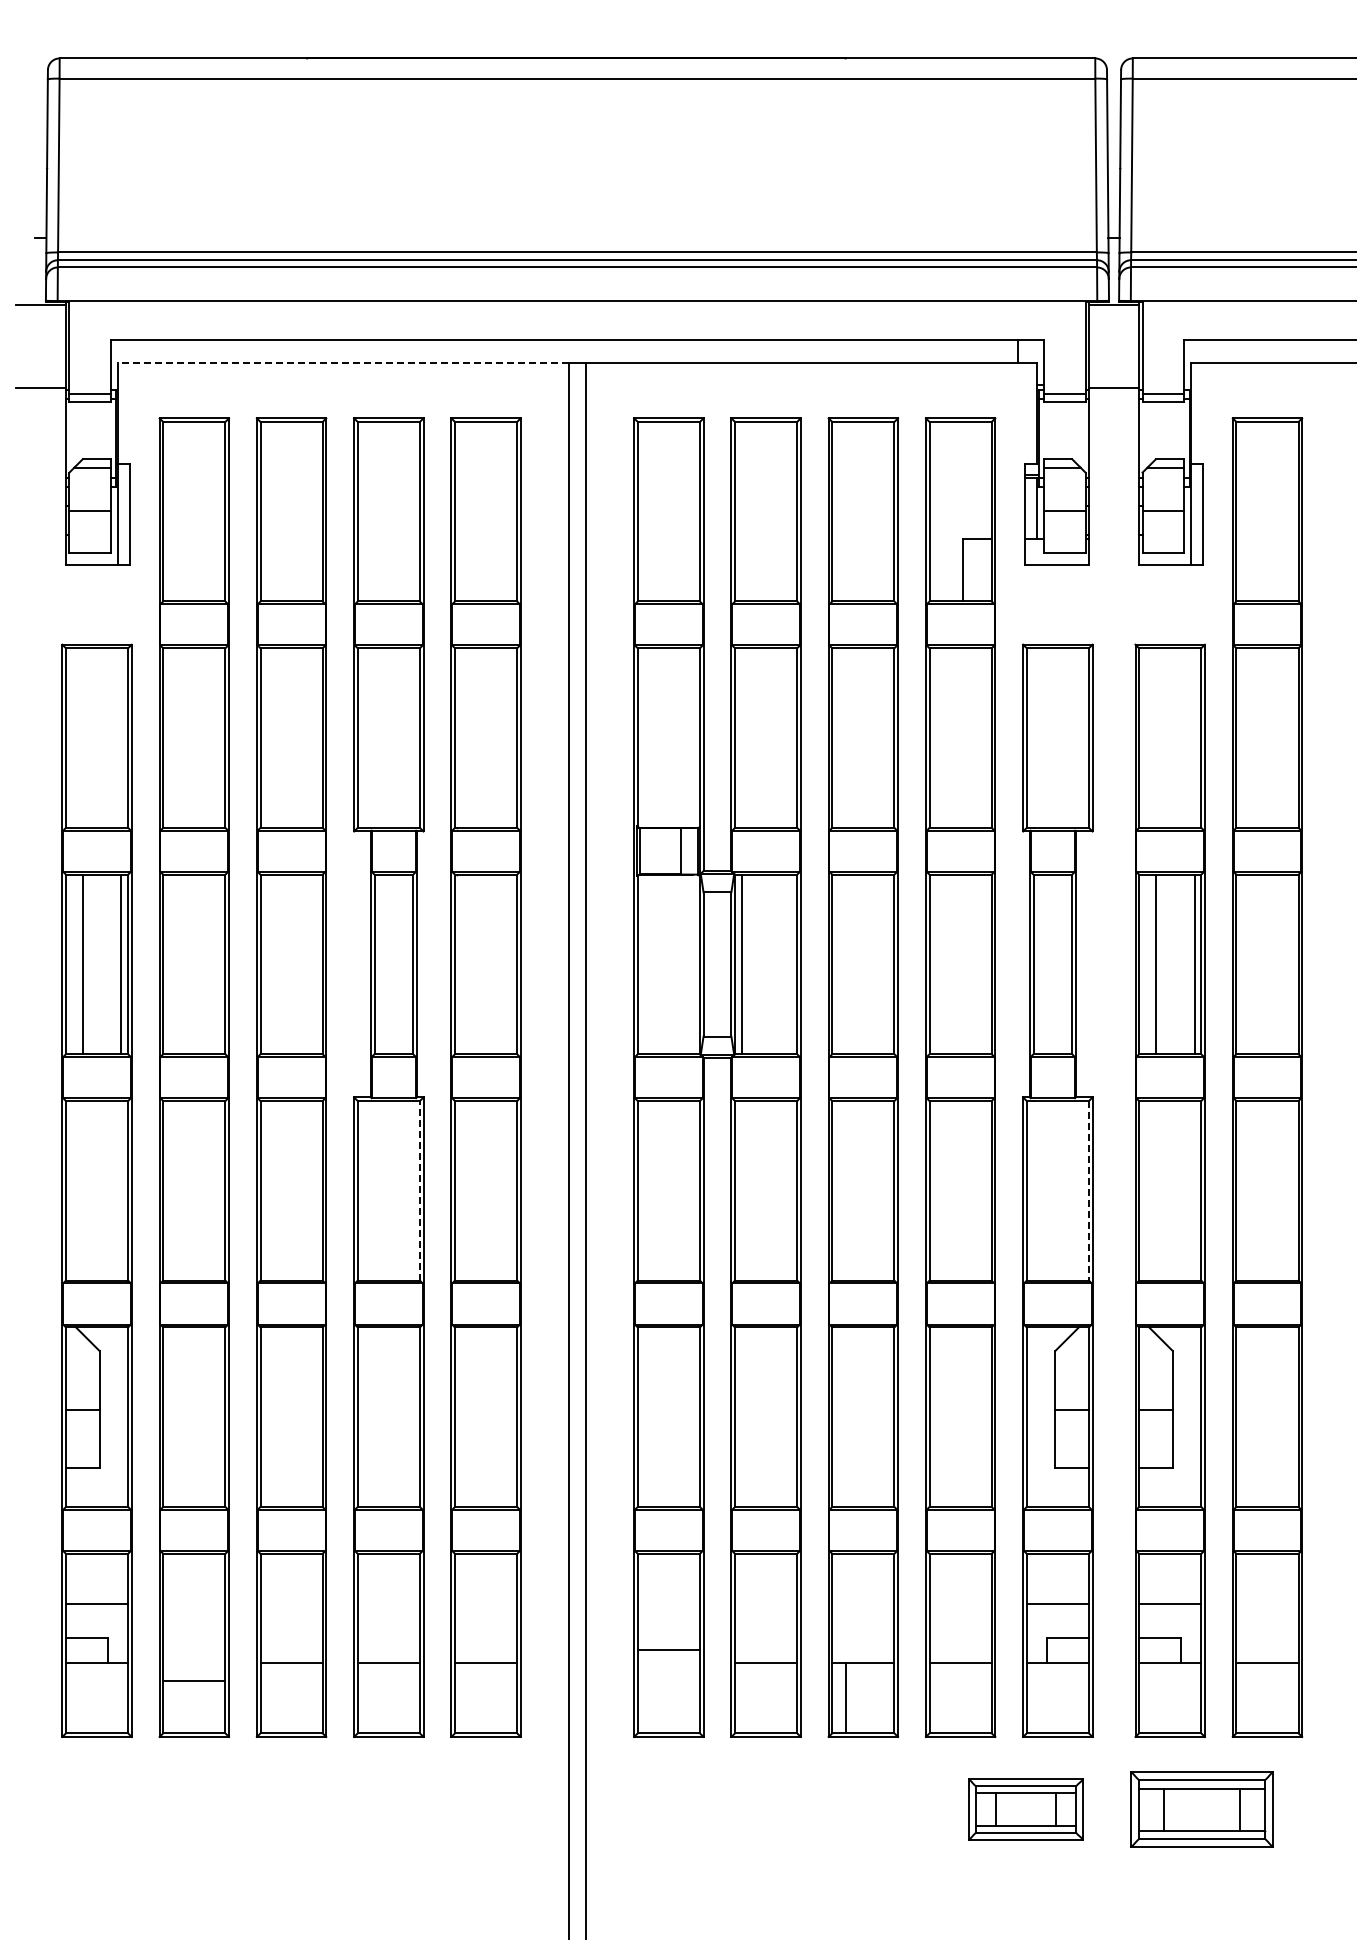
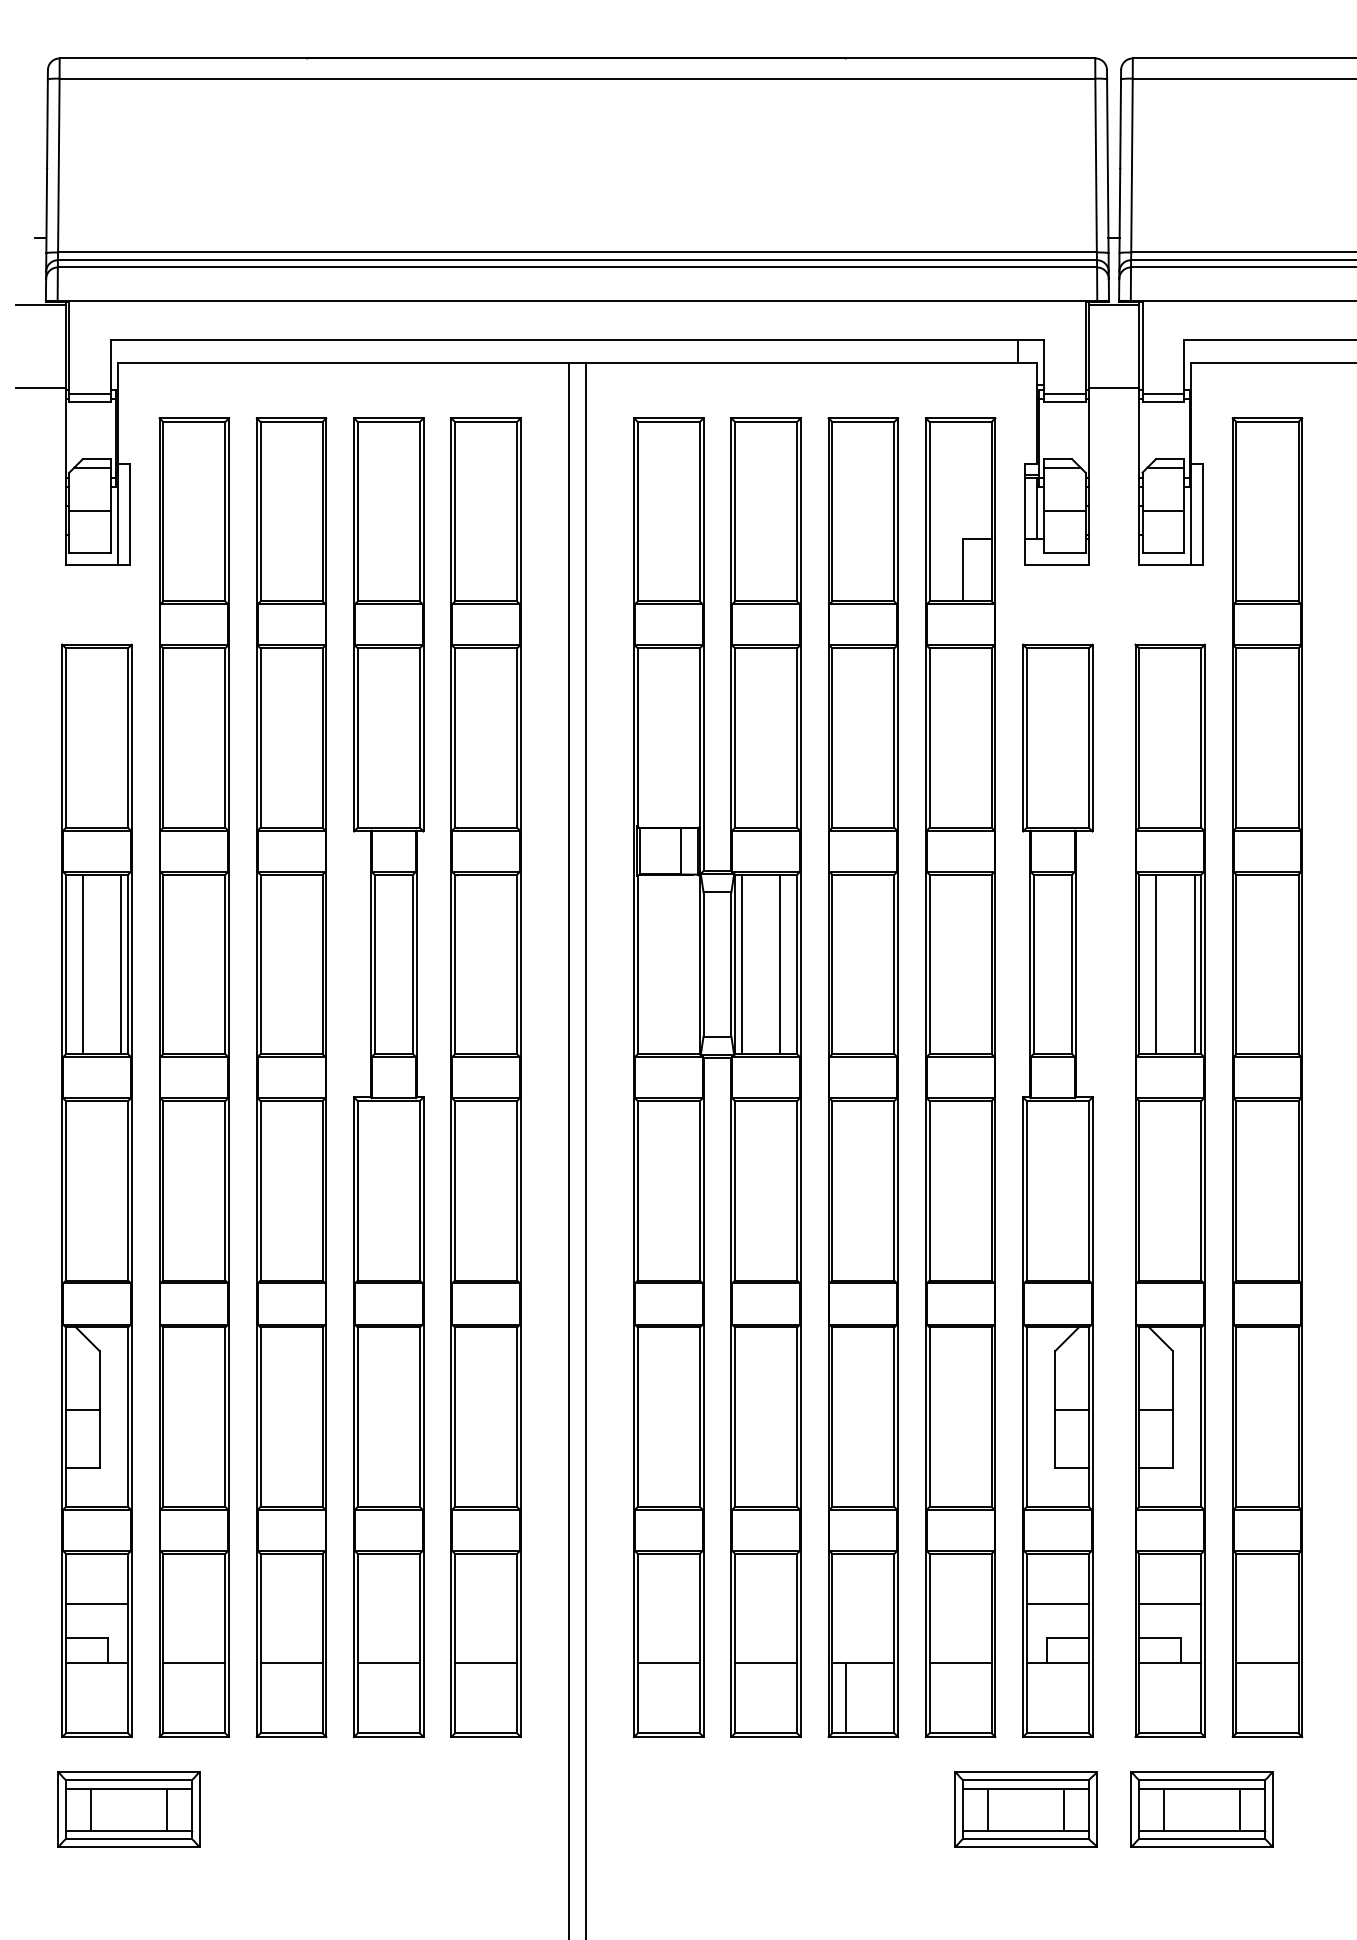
line: dashed -> solid (343, 363)
line: none -> present (780, 964)
line: dashed -> solid (419, 1190)
line: dashed -> solid (1088, 1190)
line position: (668, 1649) -> (668, 1662) (668, 1662)
line position: (194, 1680) -> (194, 1662) (194, 1662)
part: none -> present (128, 1809)
part size: 116x63 px -> 144x77 px (1025, 1809)
